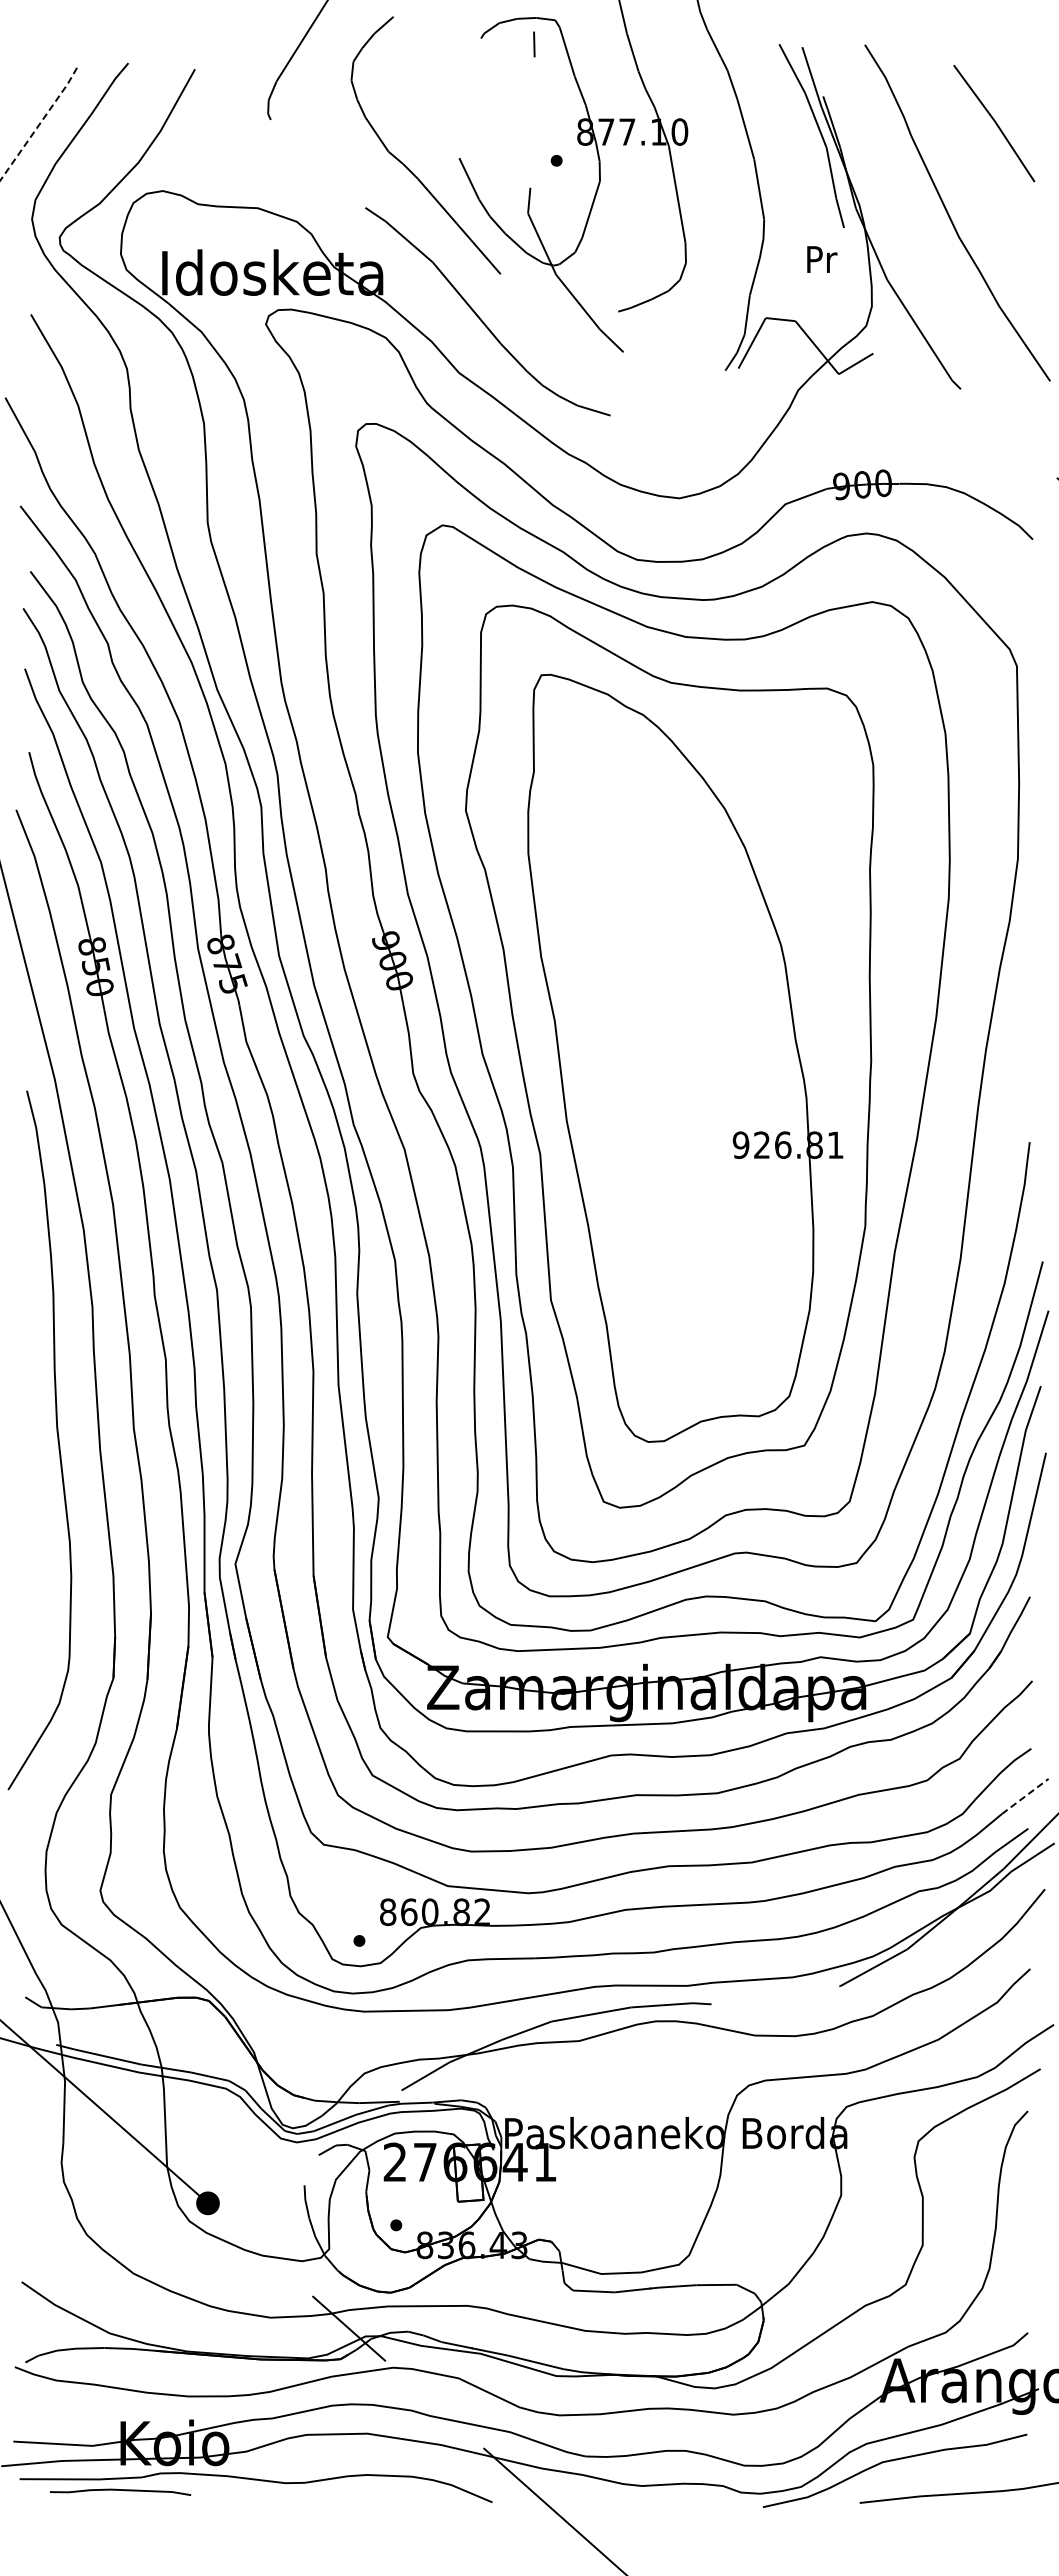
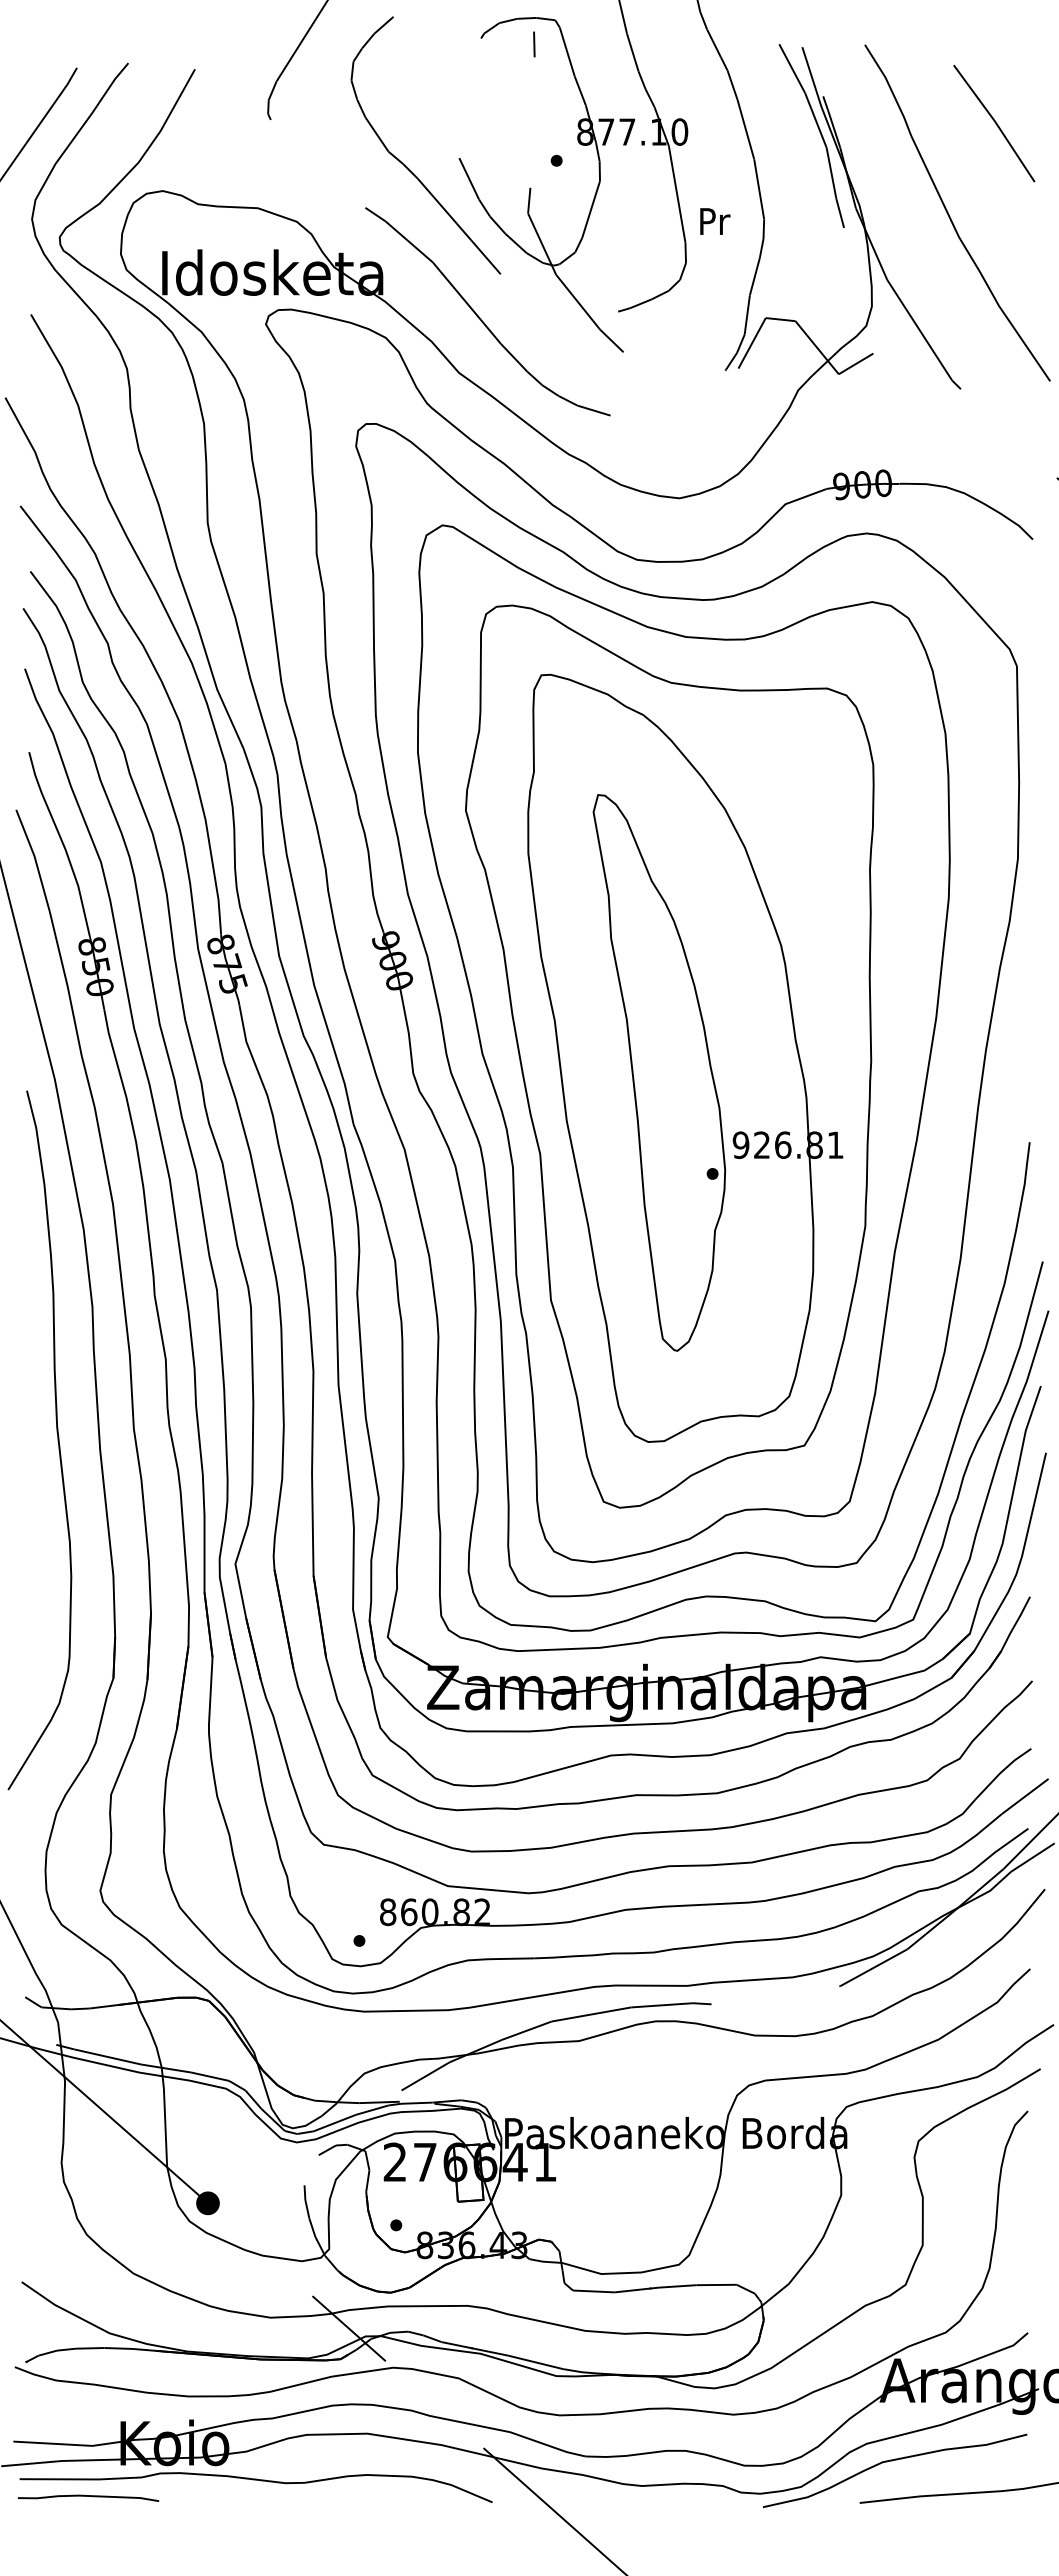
line: dashed -> solid (40, 123)
text position: (822, 259) -> (715, 221) (715, 221)
part: none -> present (659, 1072)
line: dashed -> solid (1025, 1796)
curve position: (120, 2490) -> (88, 2496) (88, 2496)
